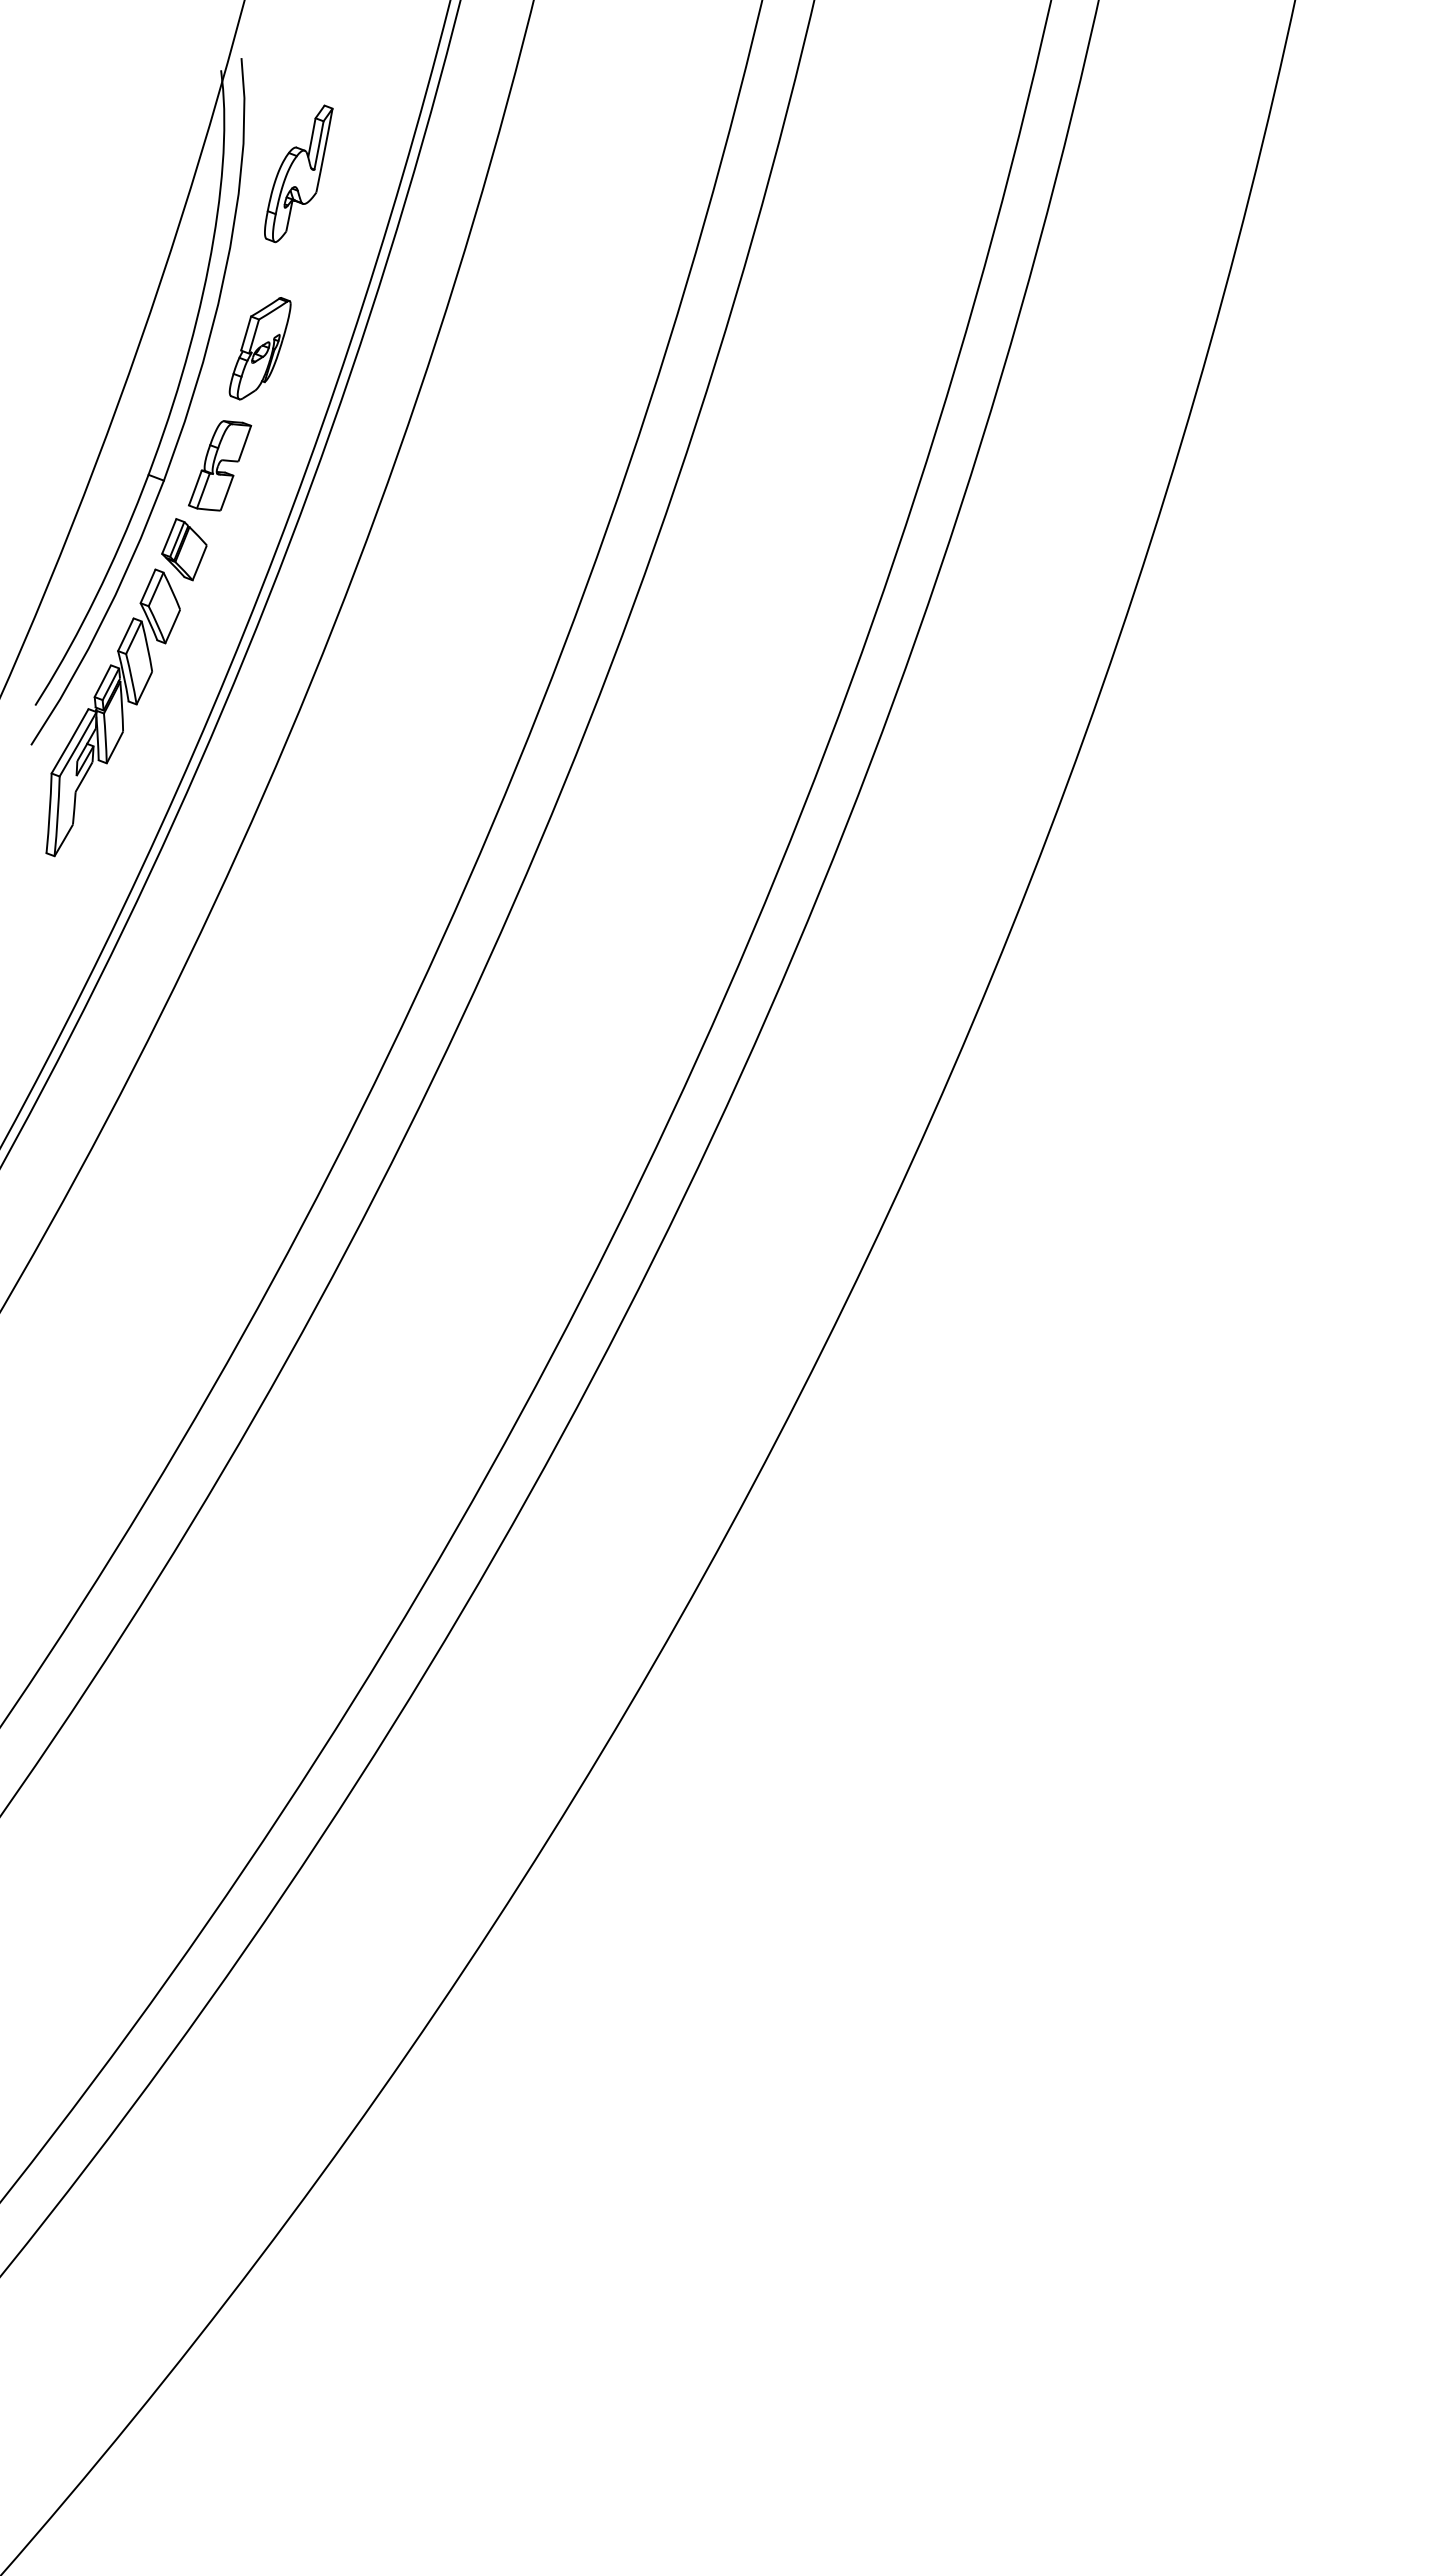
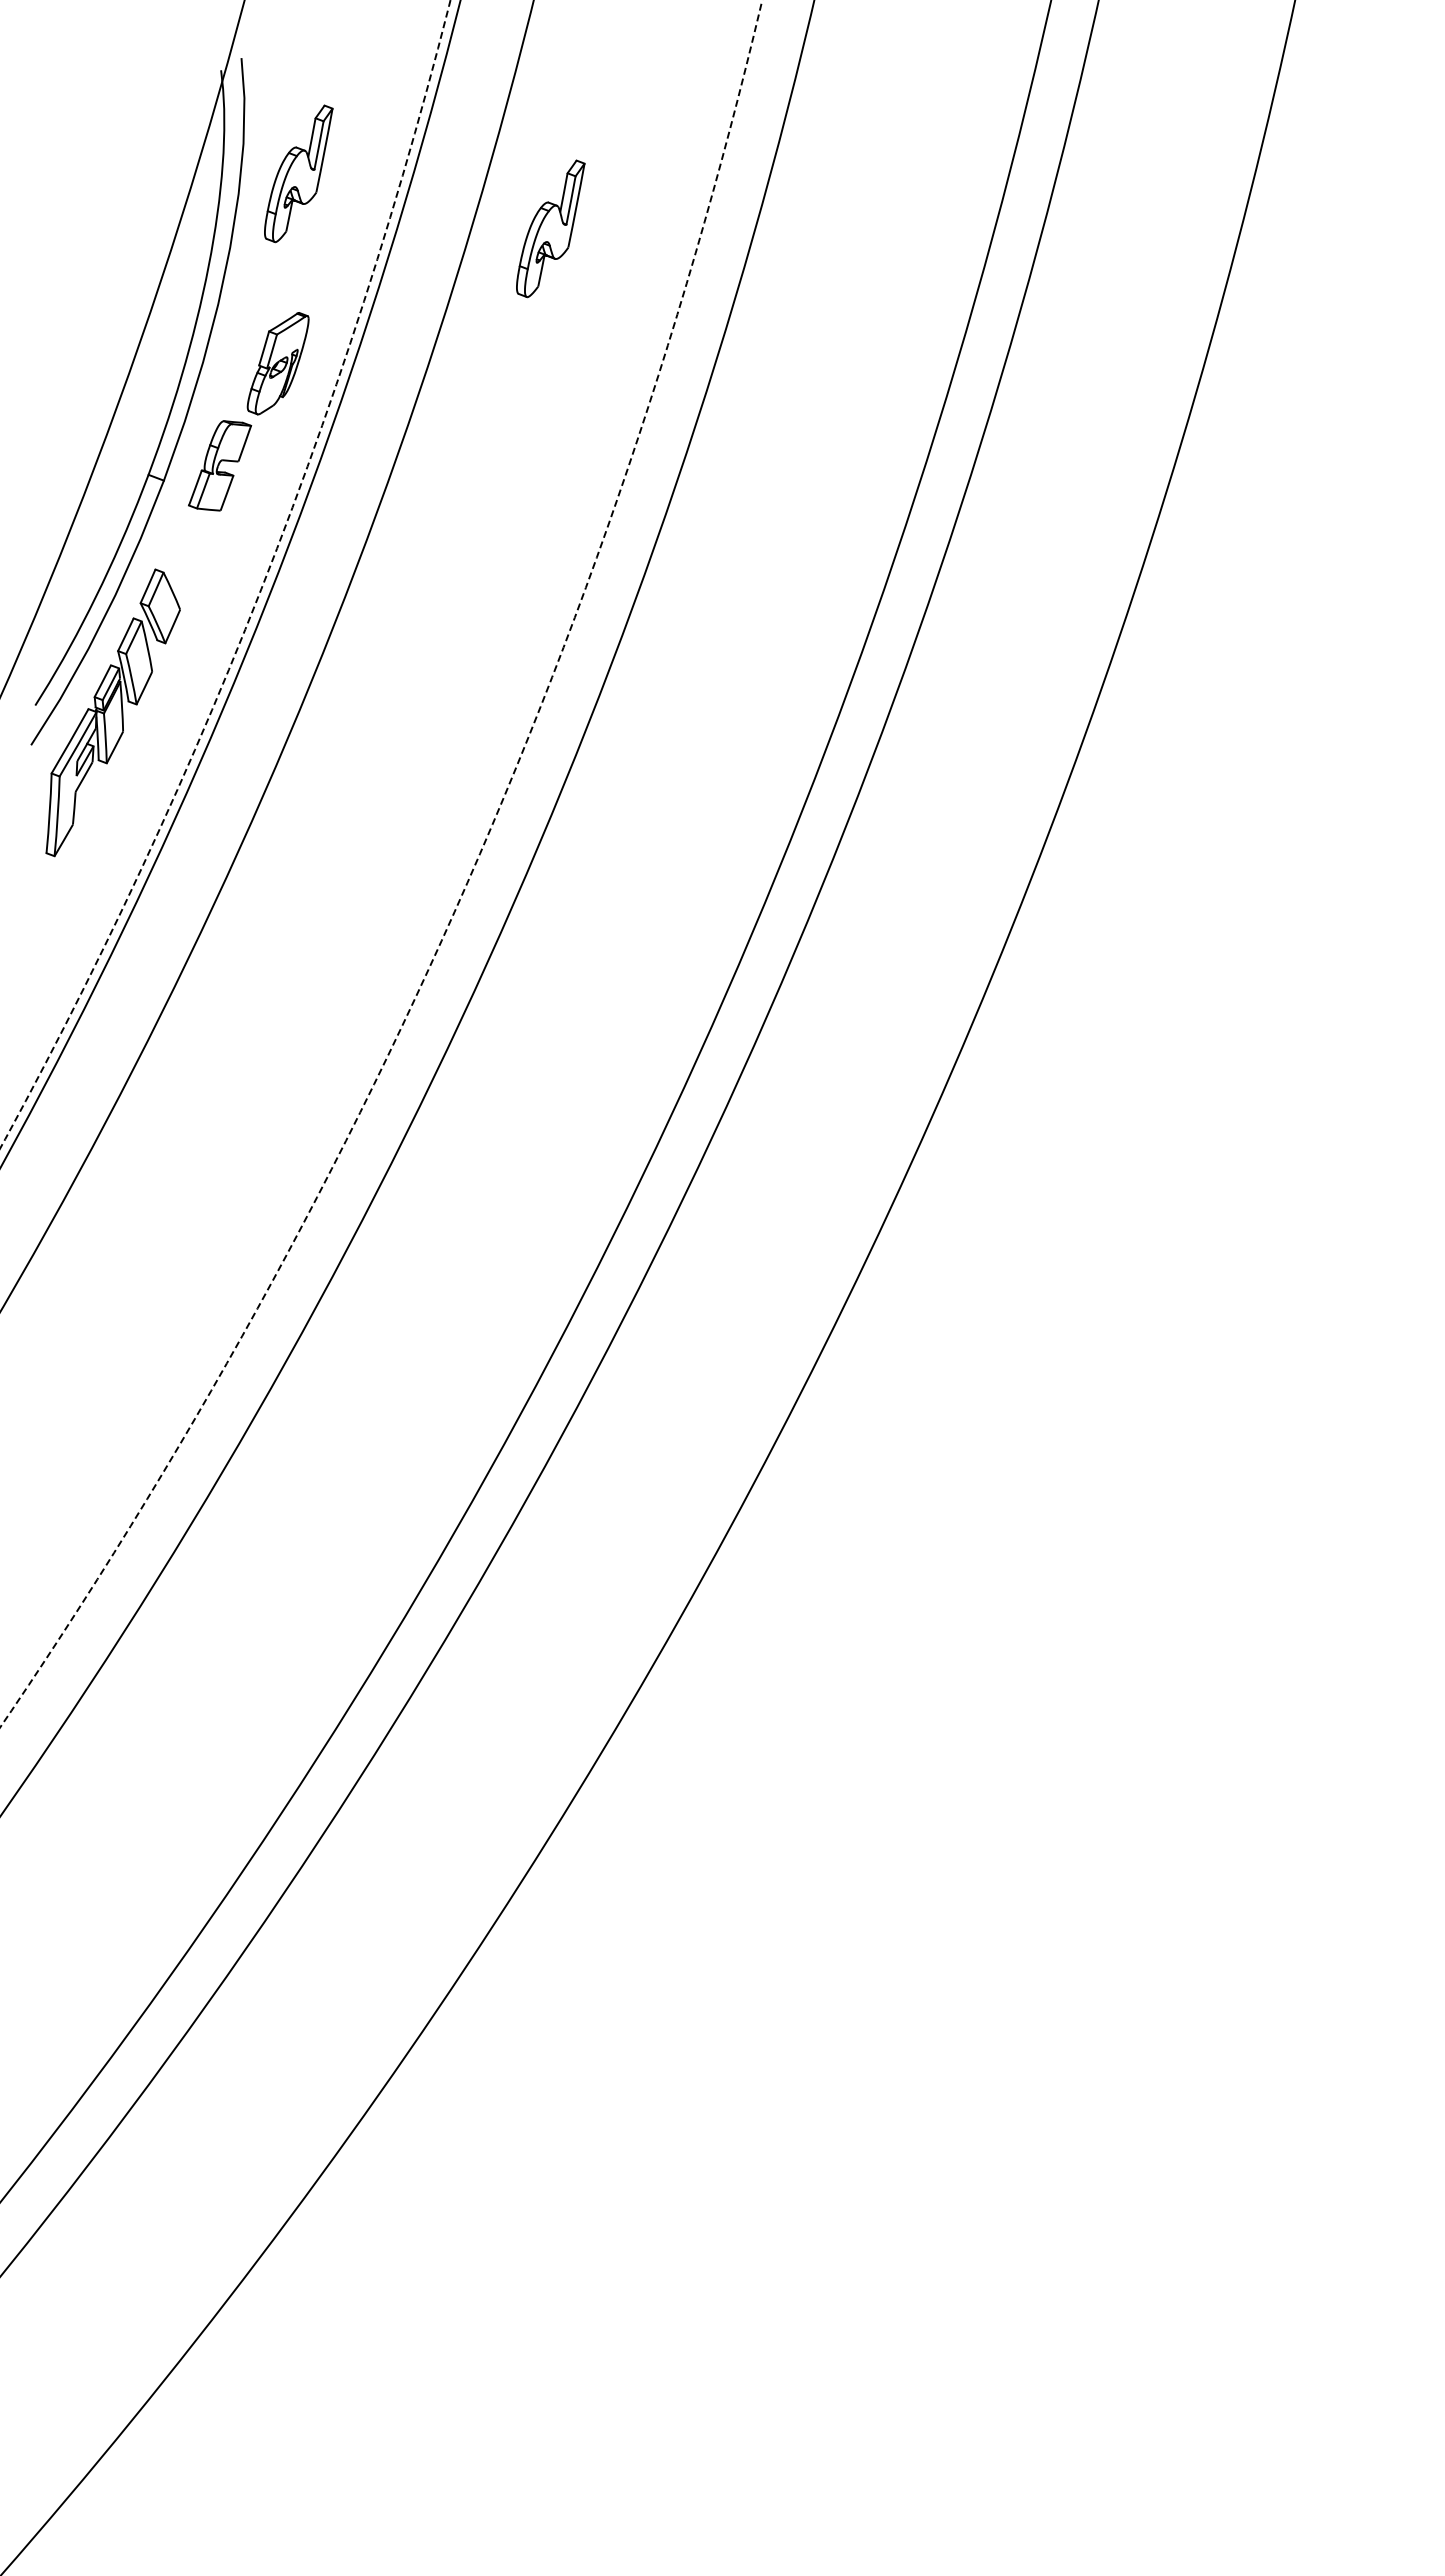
part: none -> present (550, 228)
part position: (259, 348) -> (277, 363) (277, 363)
part: present -> none (184, 549)
arc: solid -> dashed (261, 589)
circle: solid -> dashed (381, 863)
